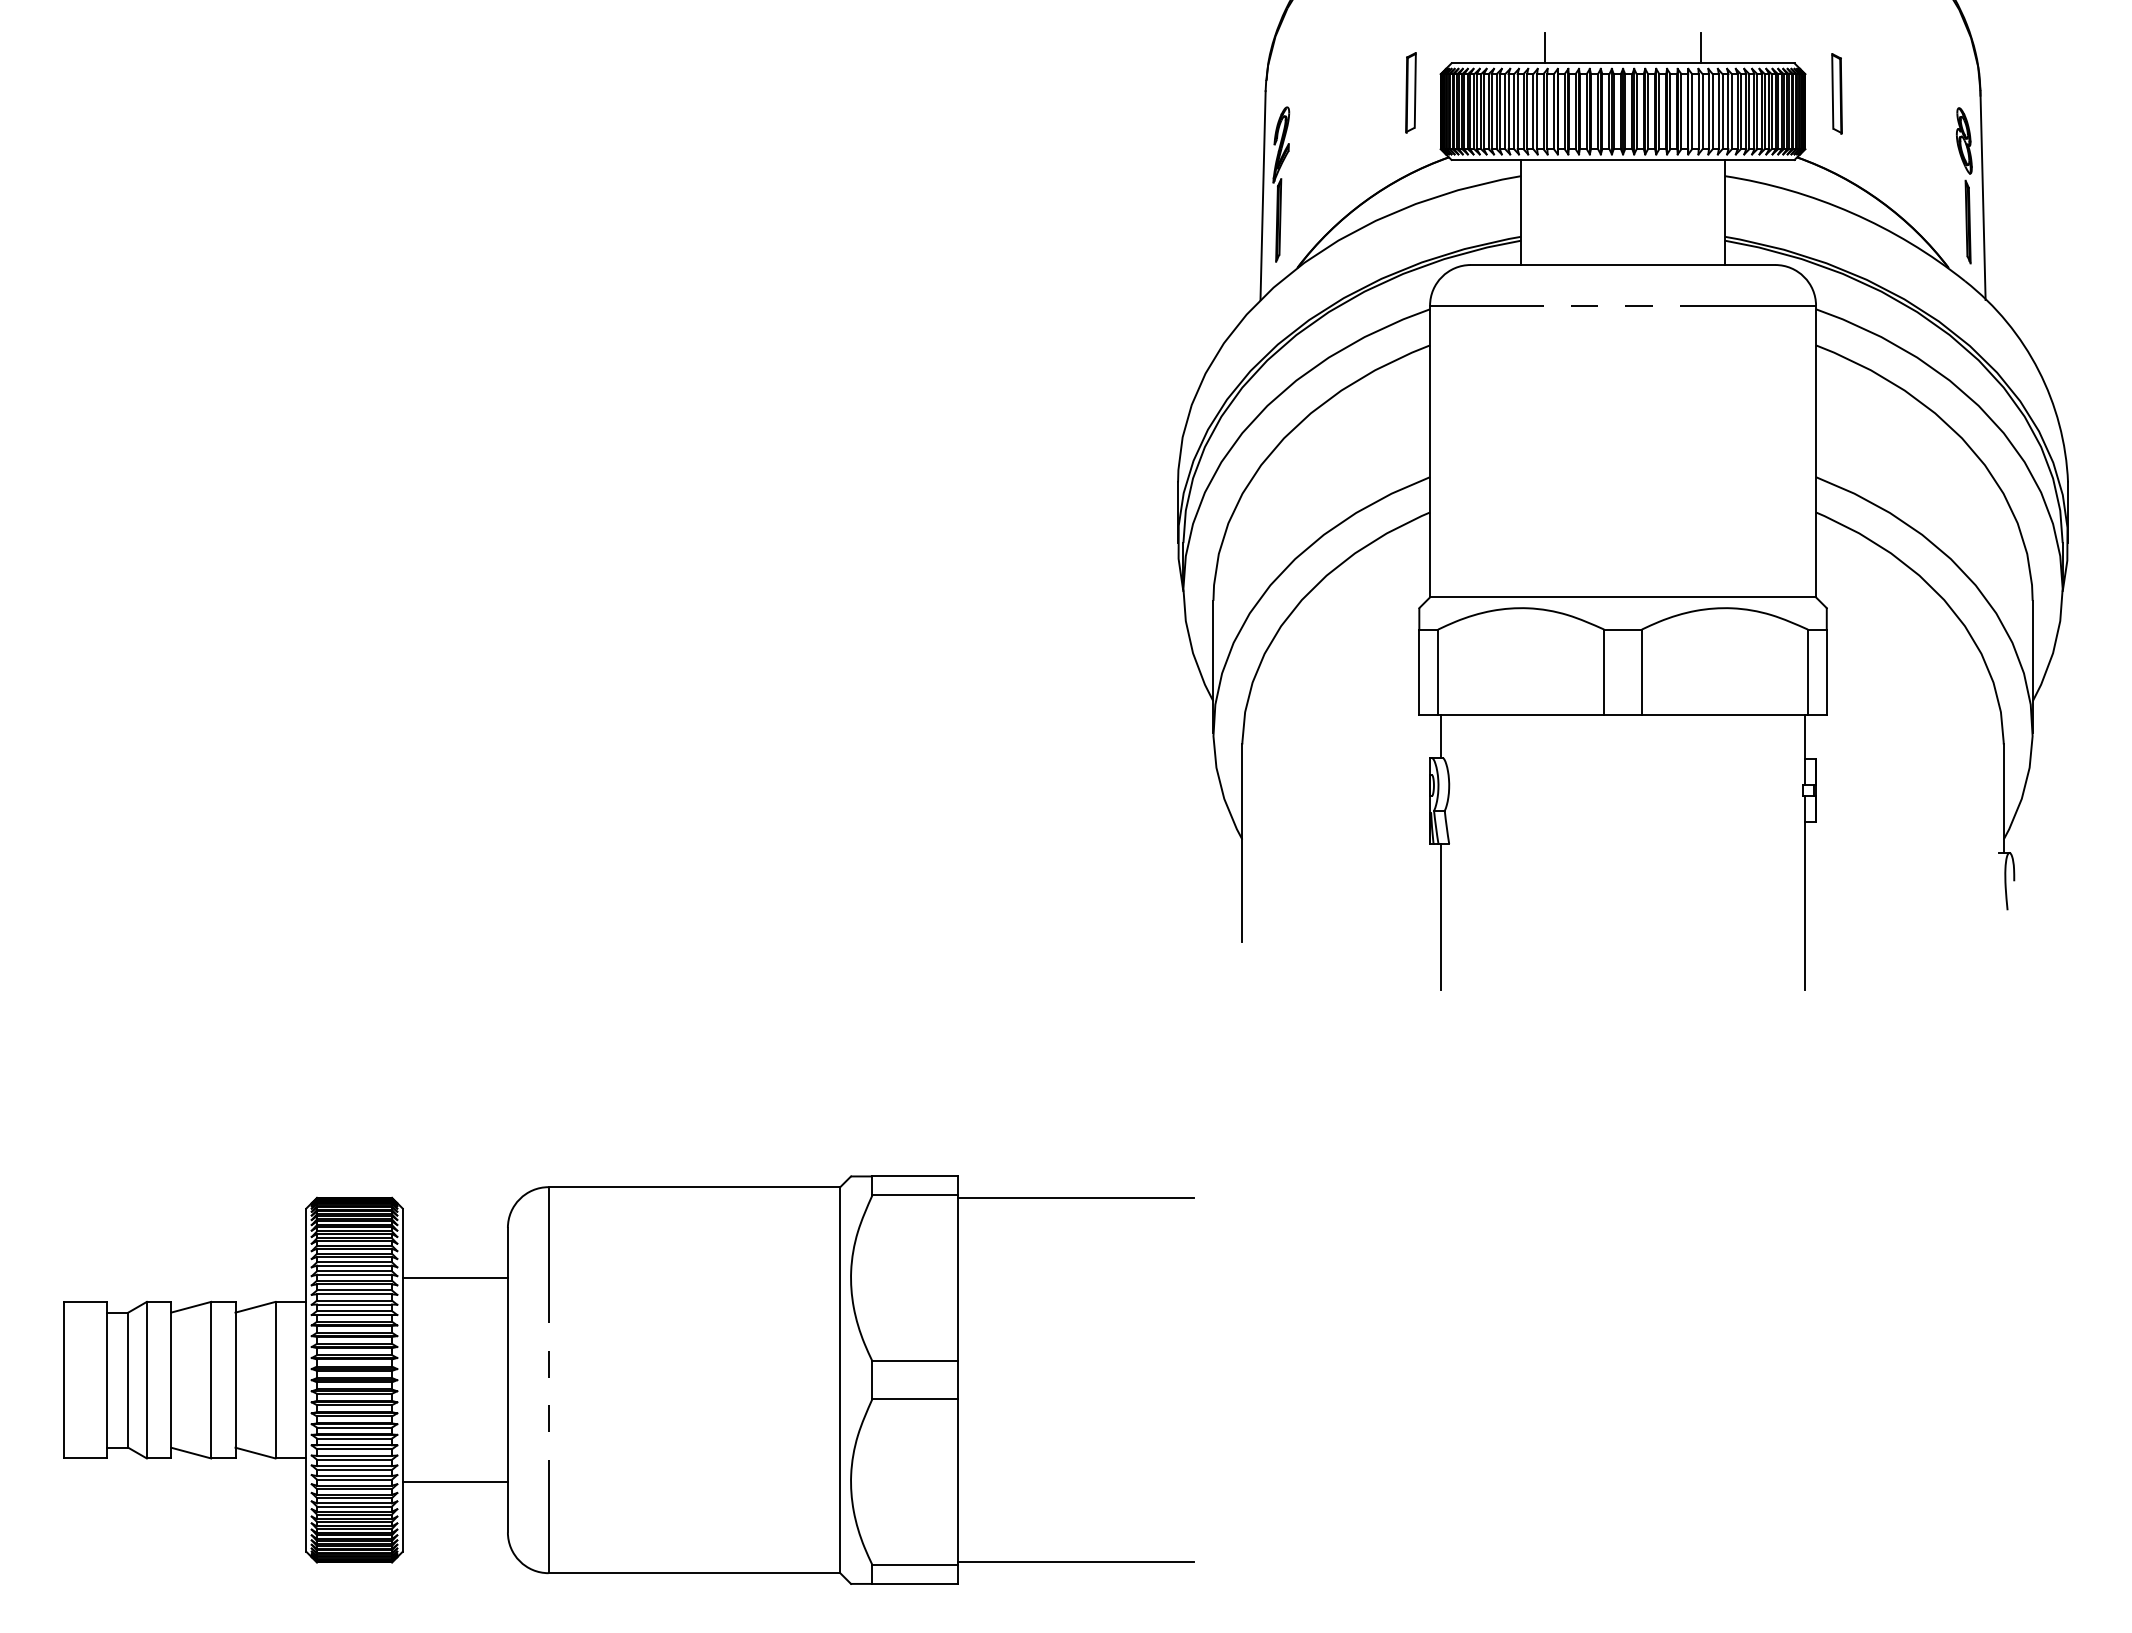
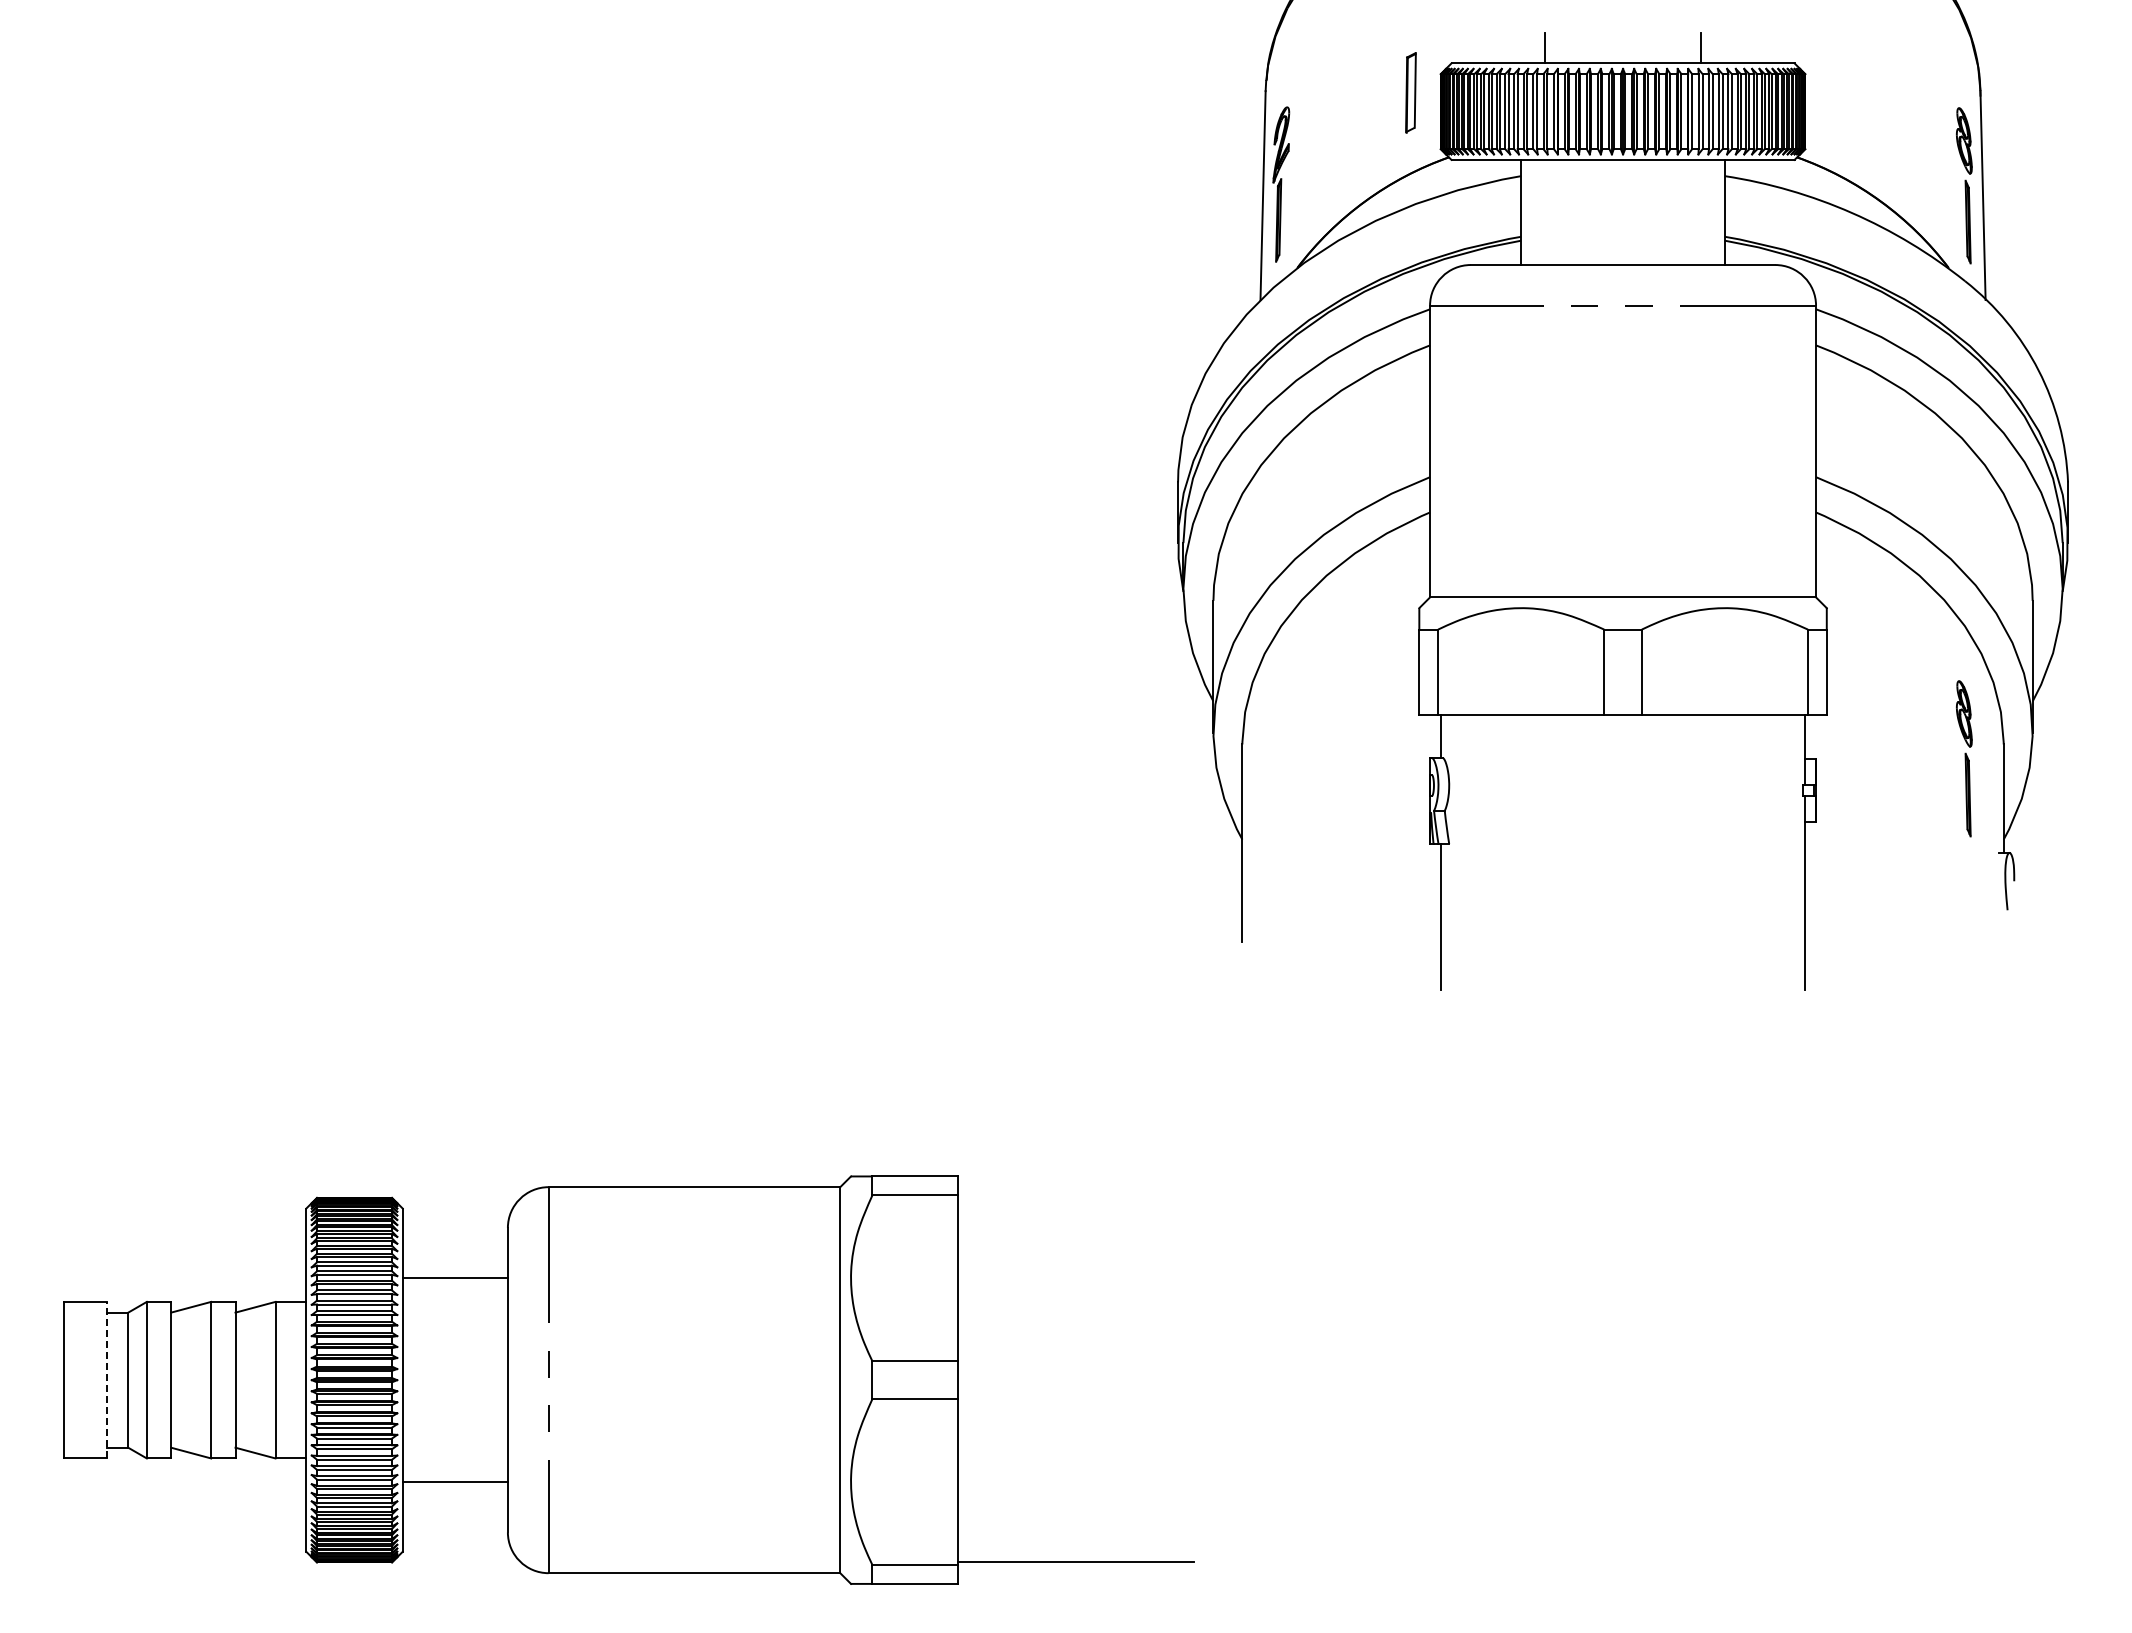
part: present -> none (1836, 93)
part: none -> present (1964, 758)
line: present -> none (1076, 1197)
line: solid -> dashed (106, 1379)
